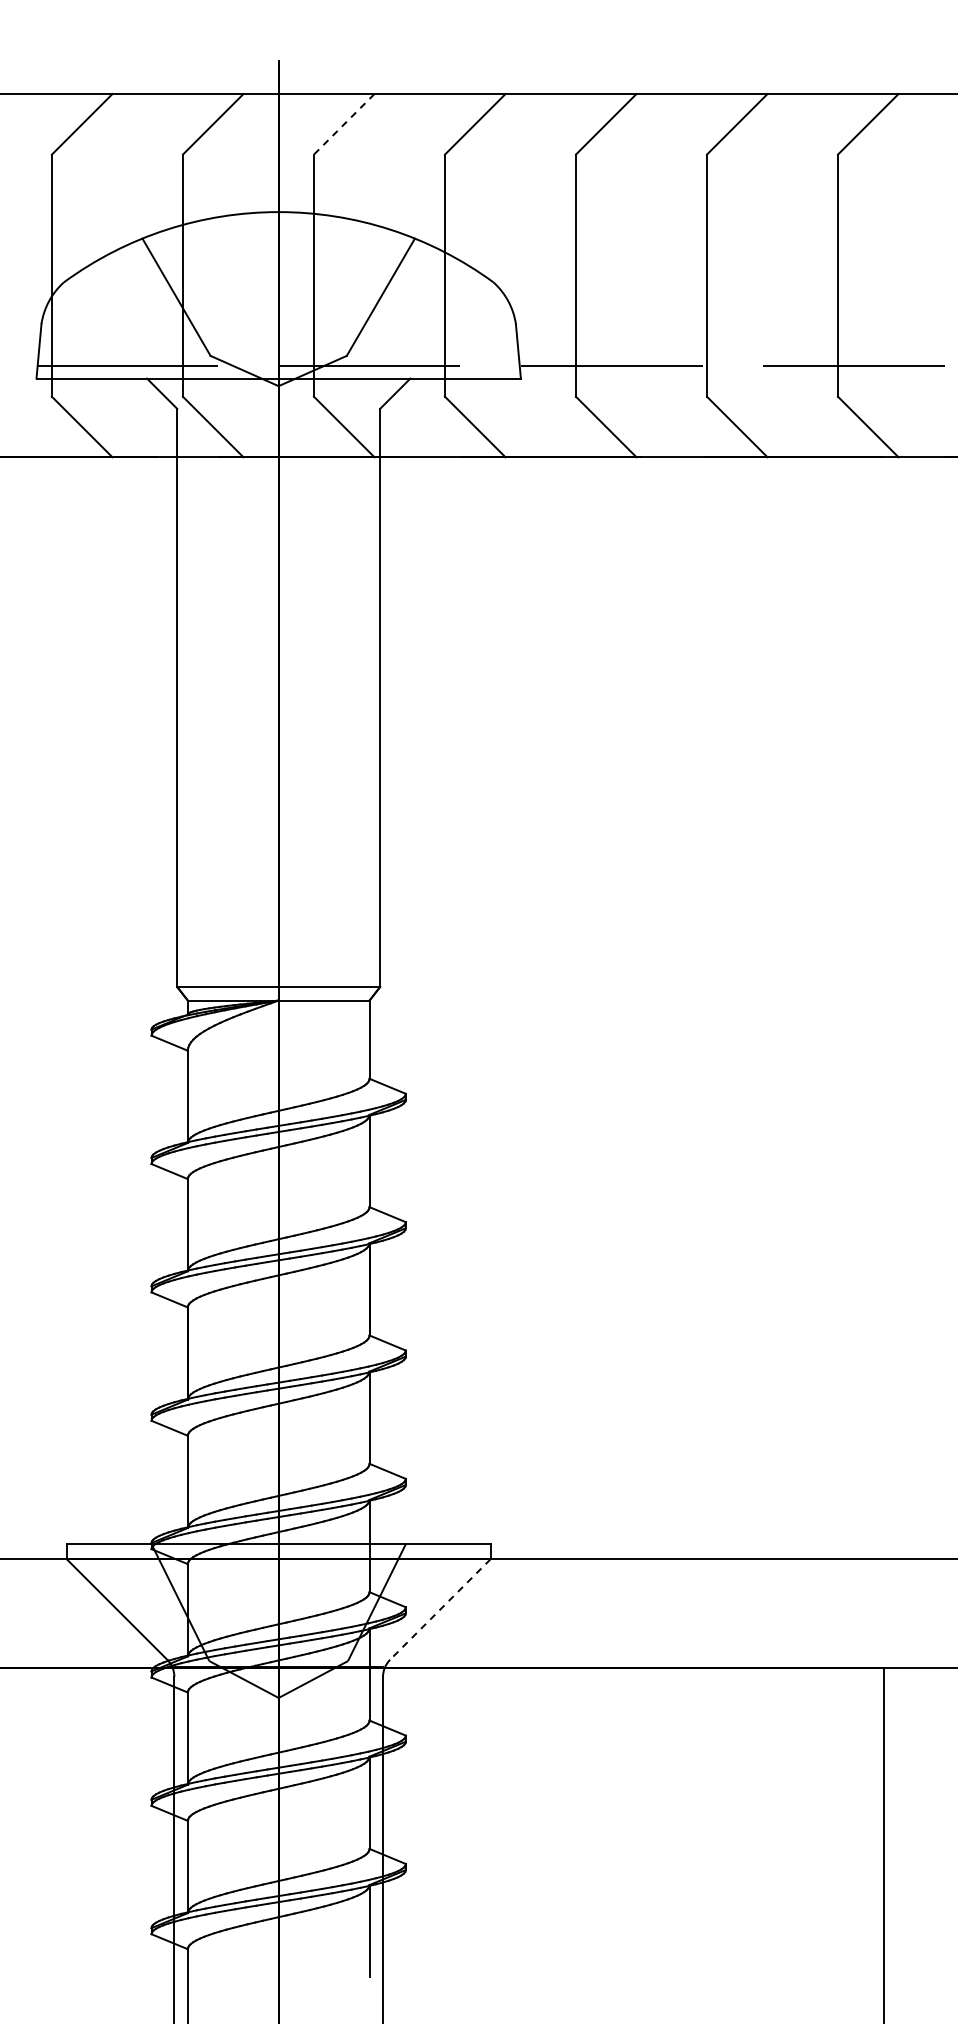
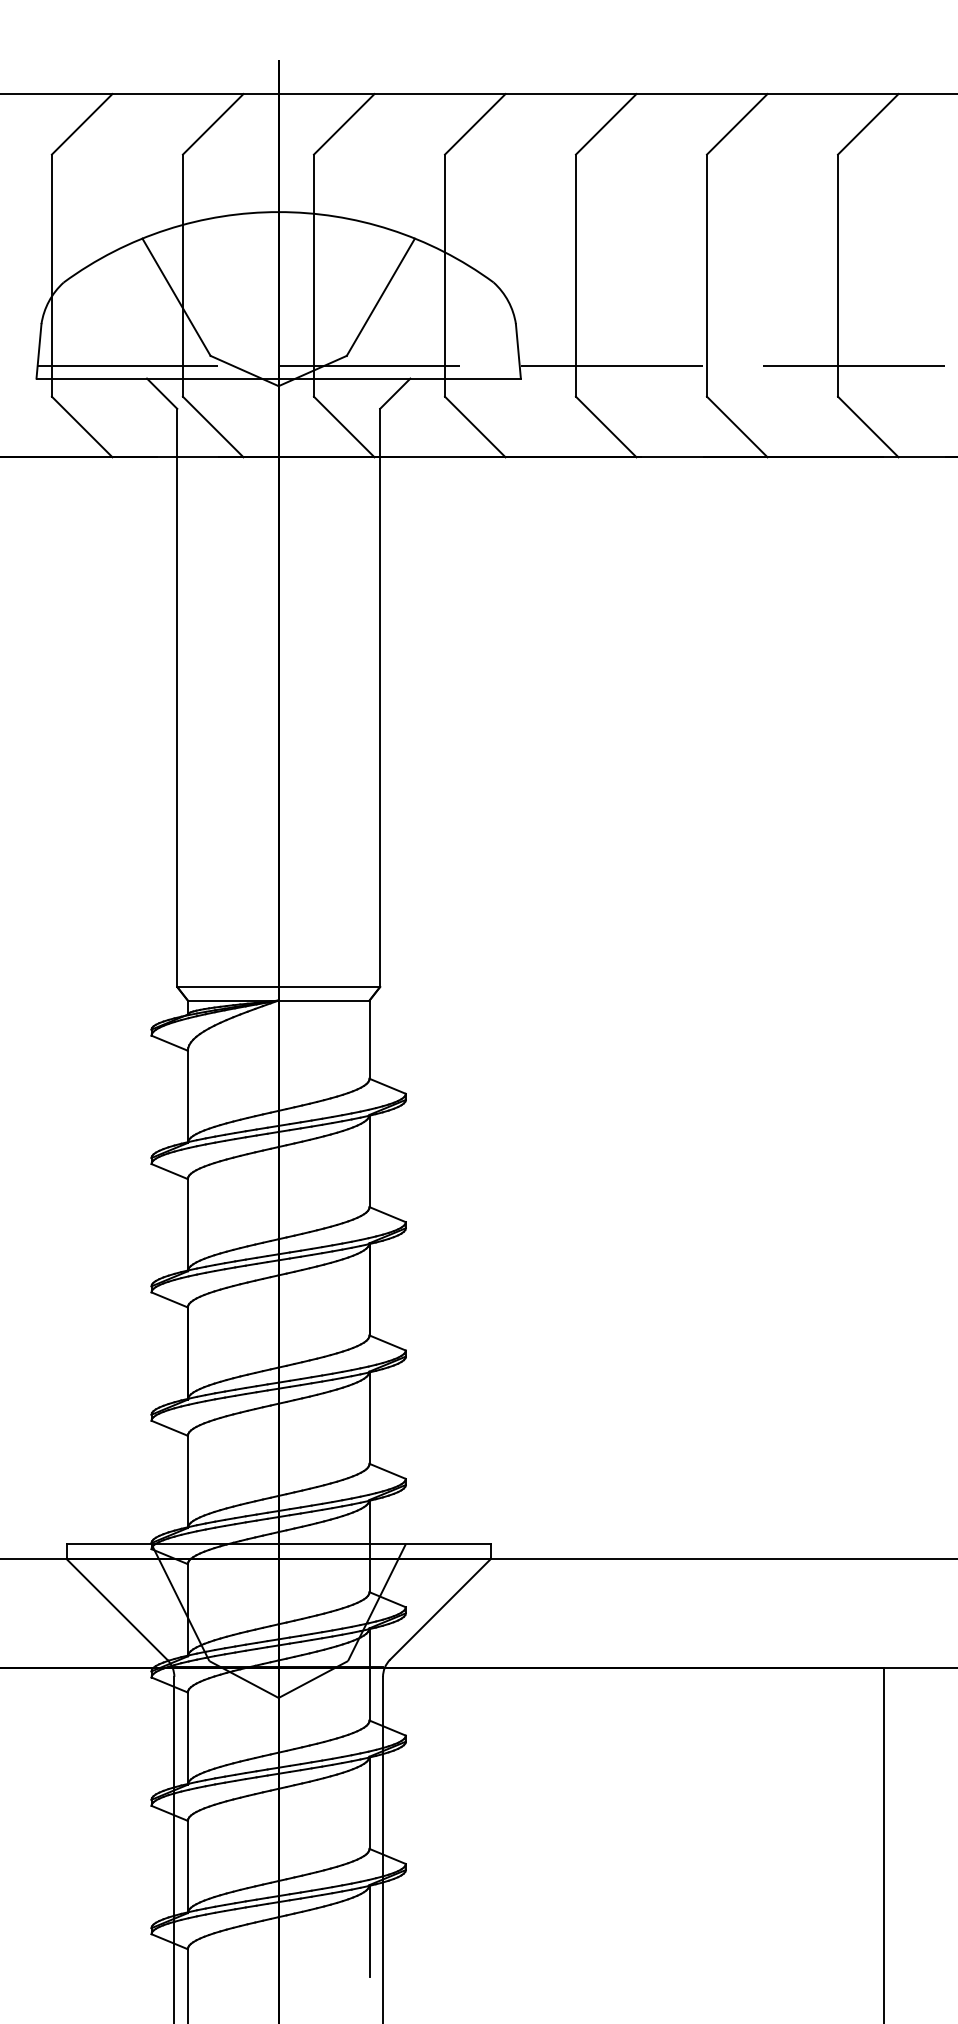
line: dashed -> solid (344, 124)
line: dashed -> solid (440, 1609)
